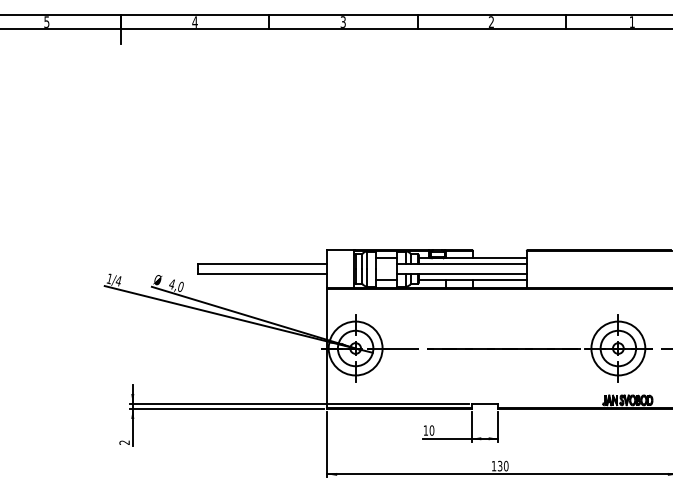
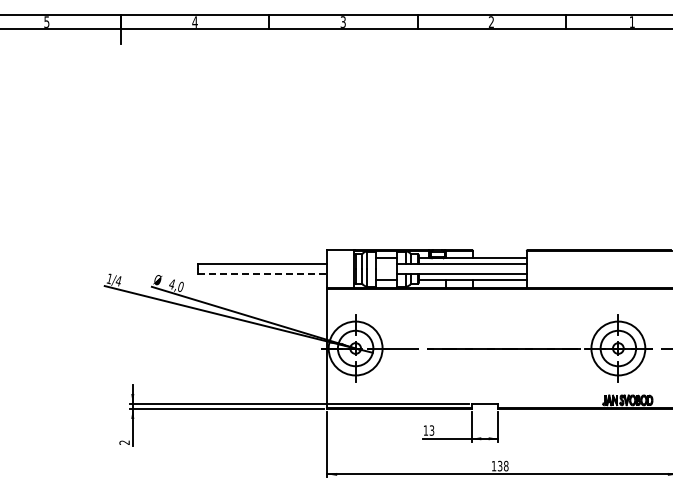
line: solid -> dashed (262, 274)
text: 10 -> 13 (431, 430)
text: 130 -> 138 (505, 466)
